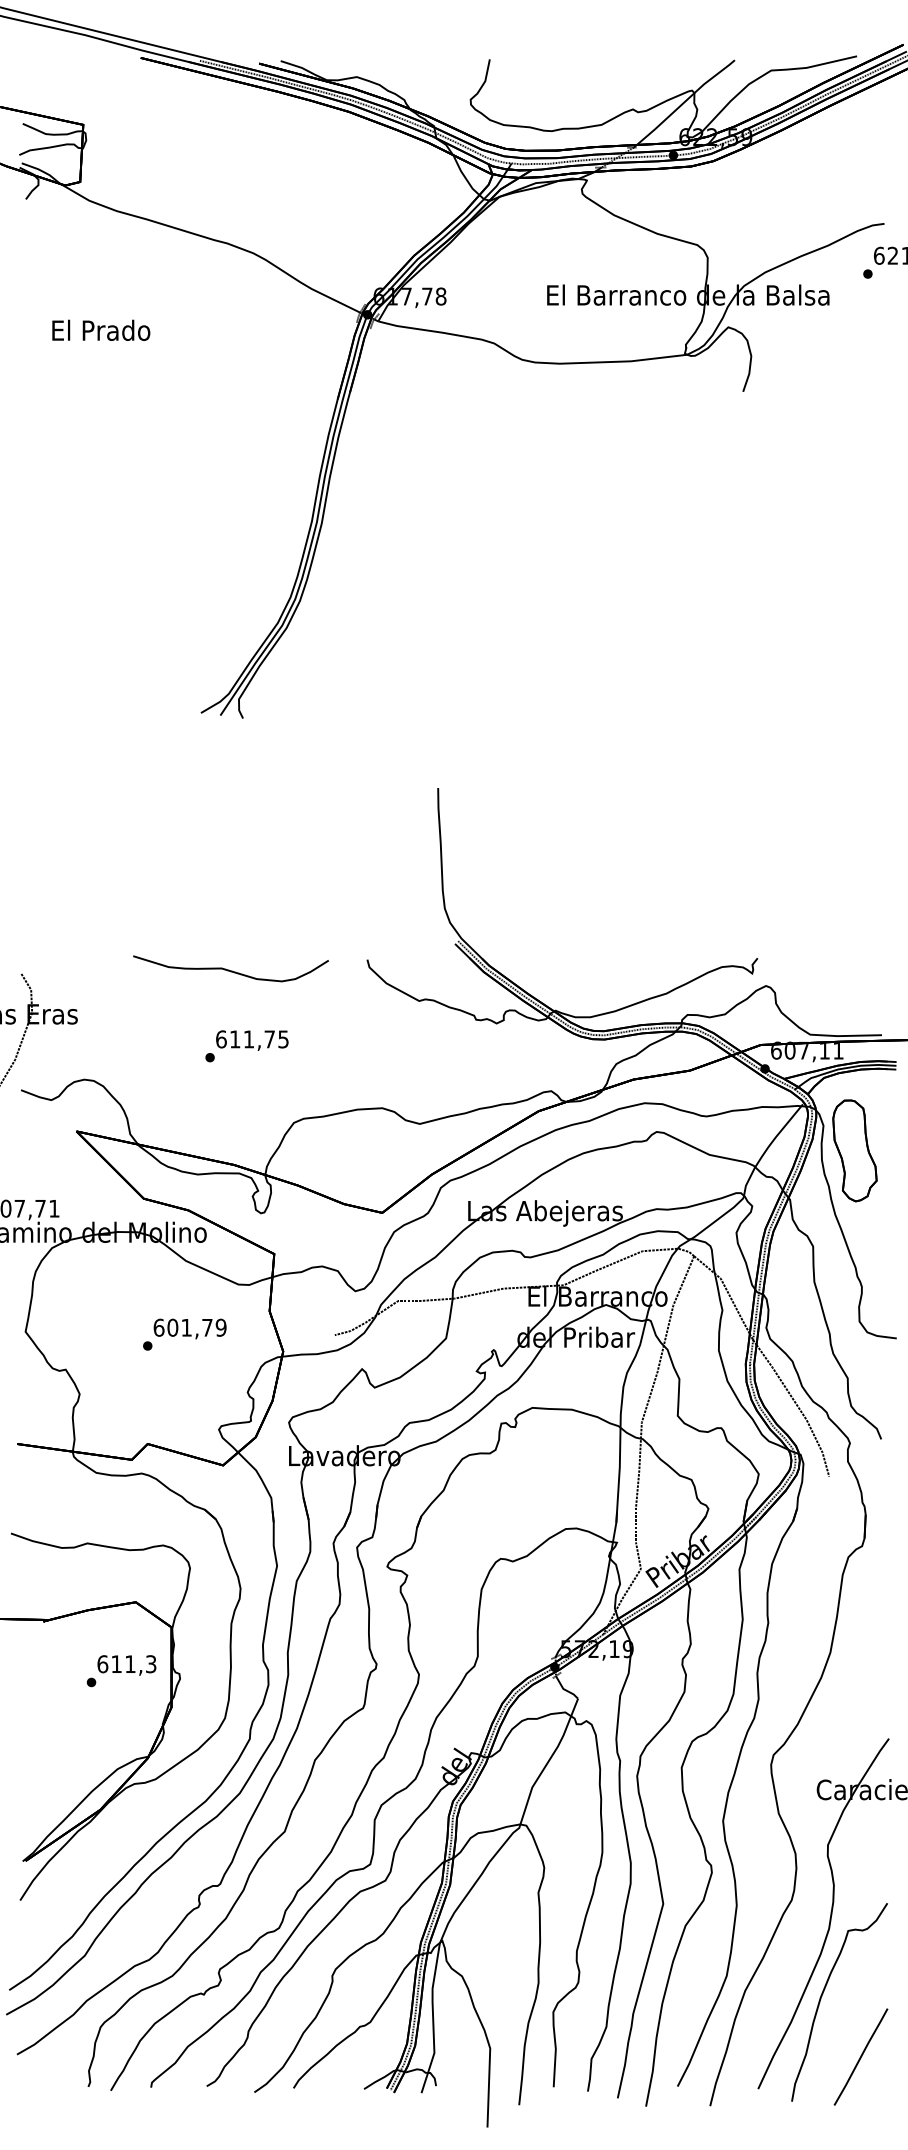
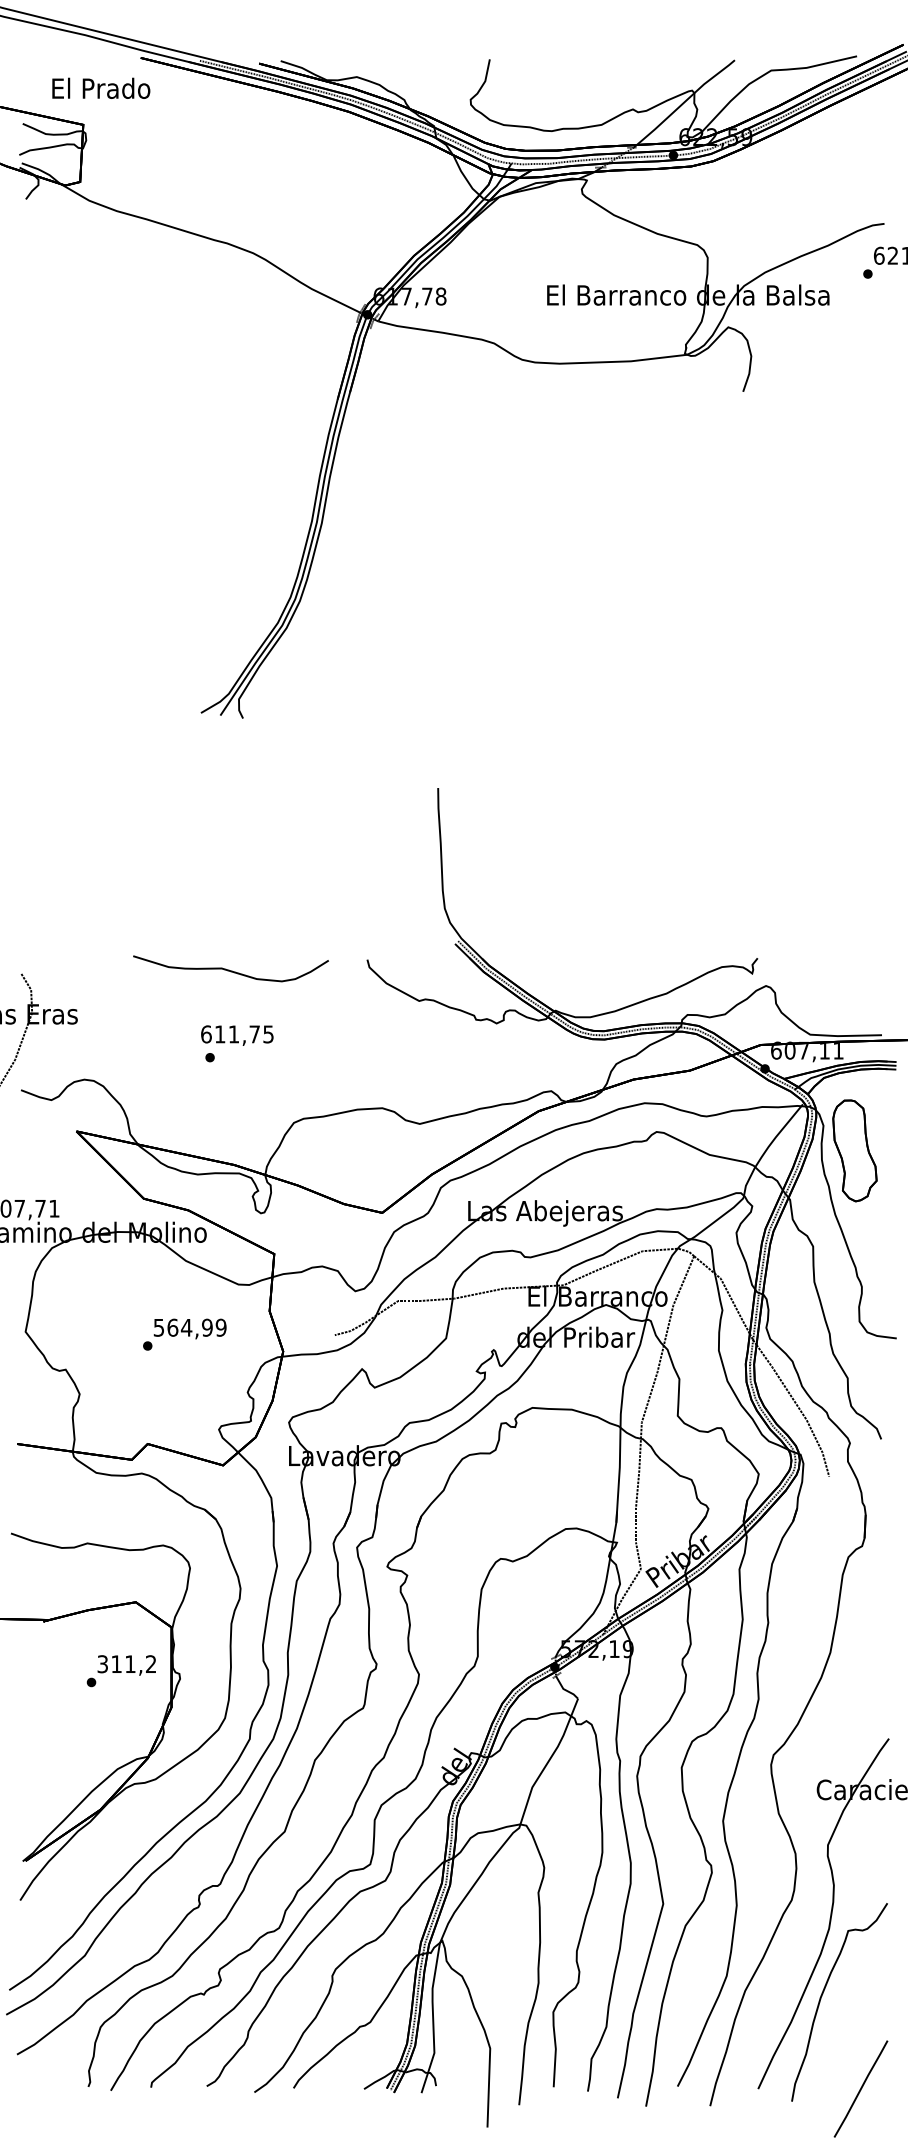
text position: (101, 329) -> (101, 87) (101, 87)
text position: (252, 1040) -> (237, 1035) (237, 1035)
text: 601,79 -> 564,99 (182, 1327)
text: 611,3 -> 311,2 (126, 1664)
line position: (860, 2056) -> (860, 2088) (860, 2088)
